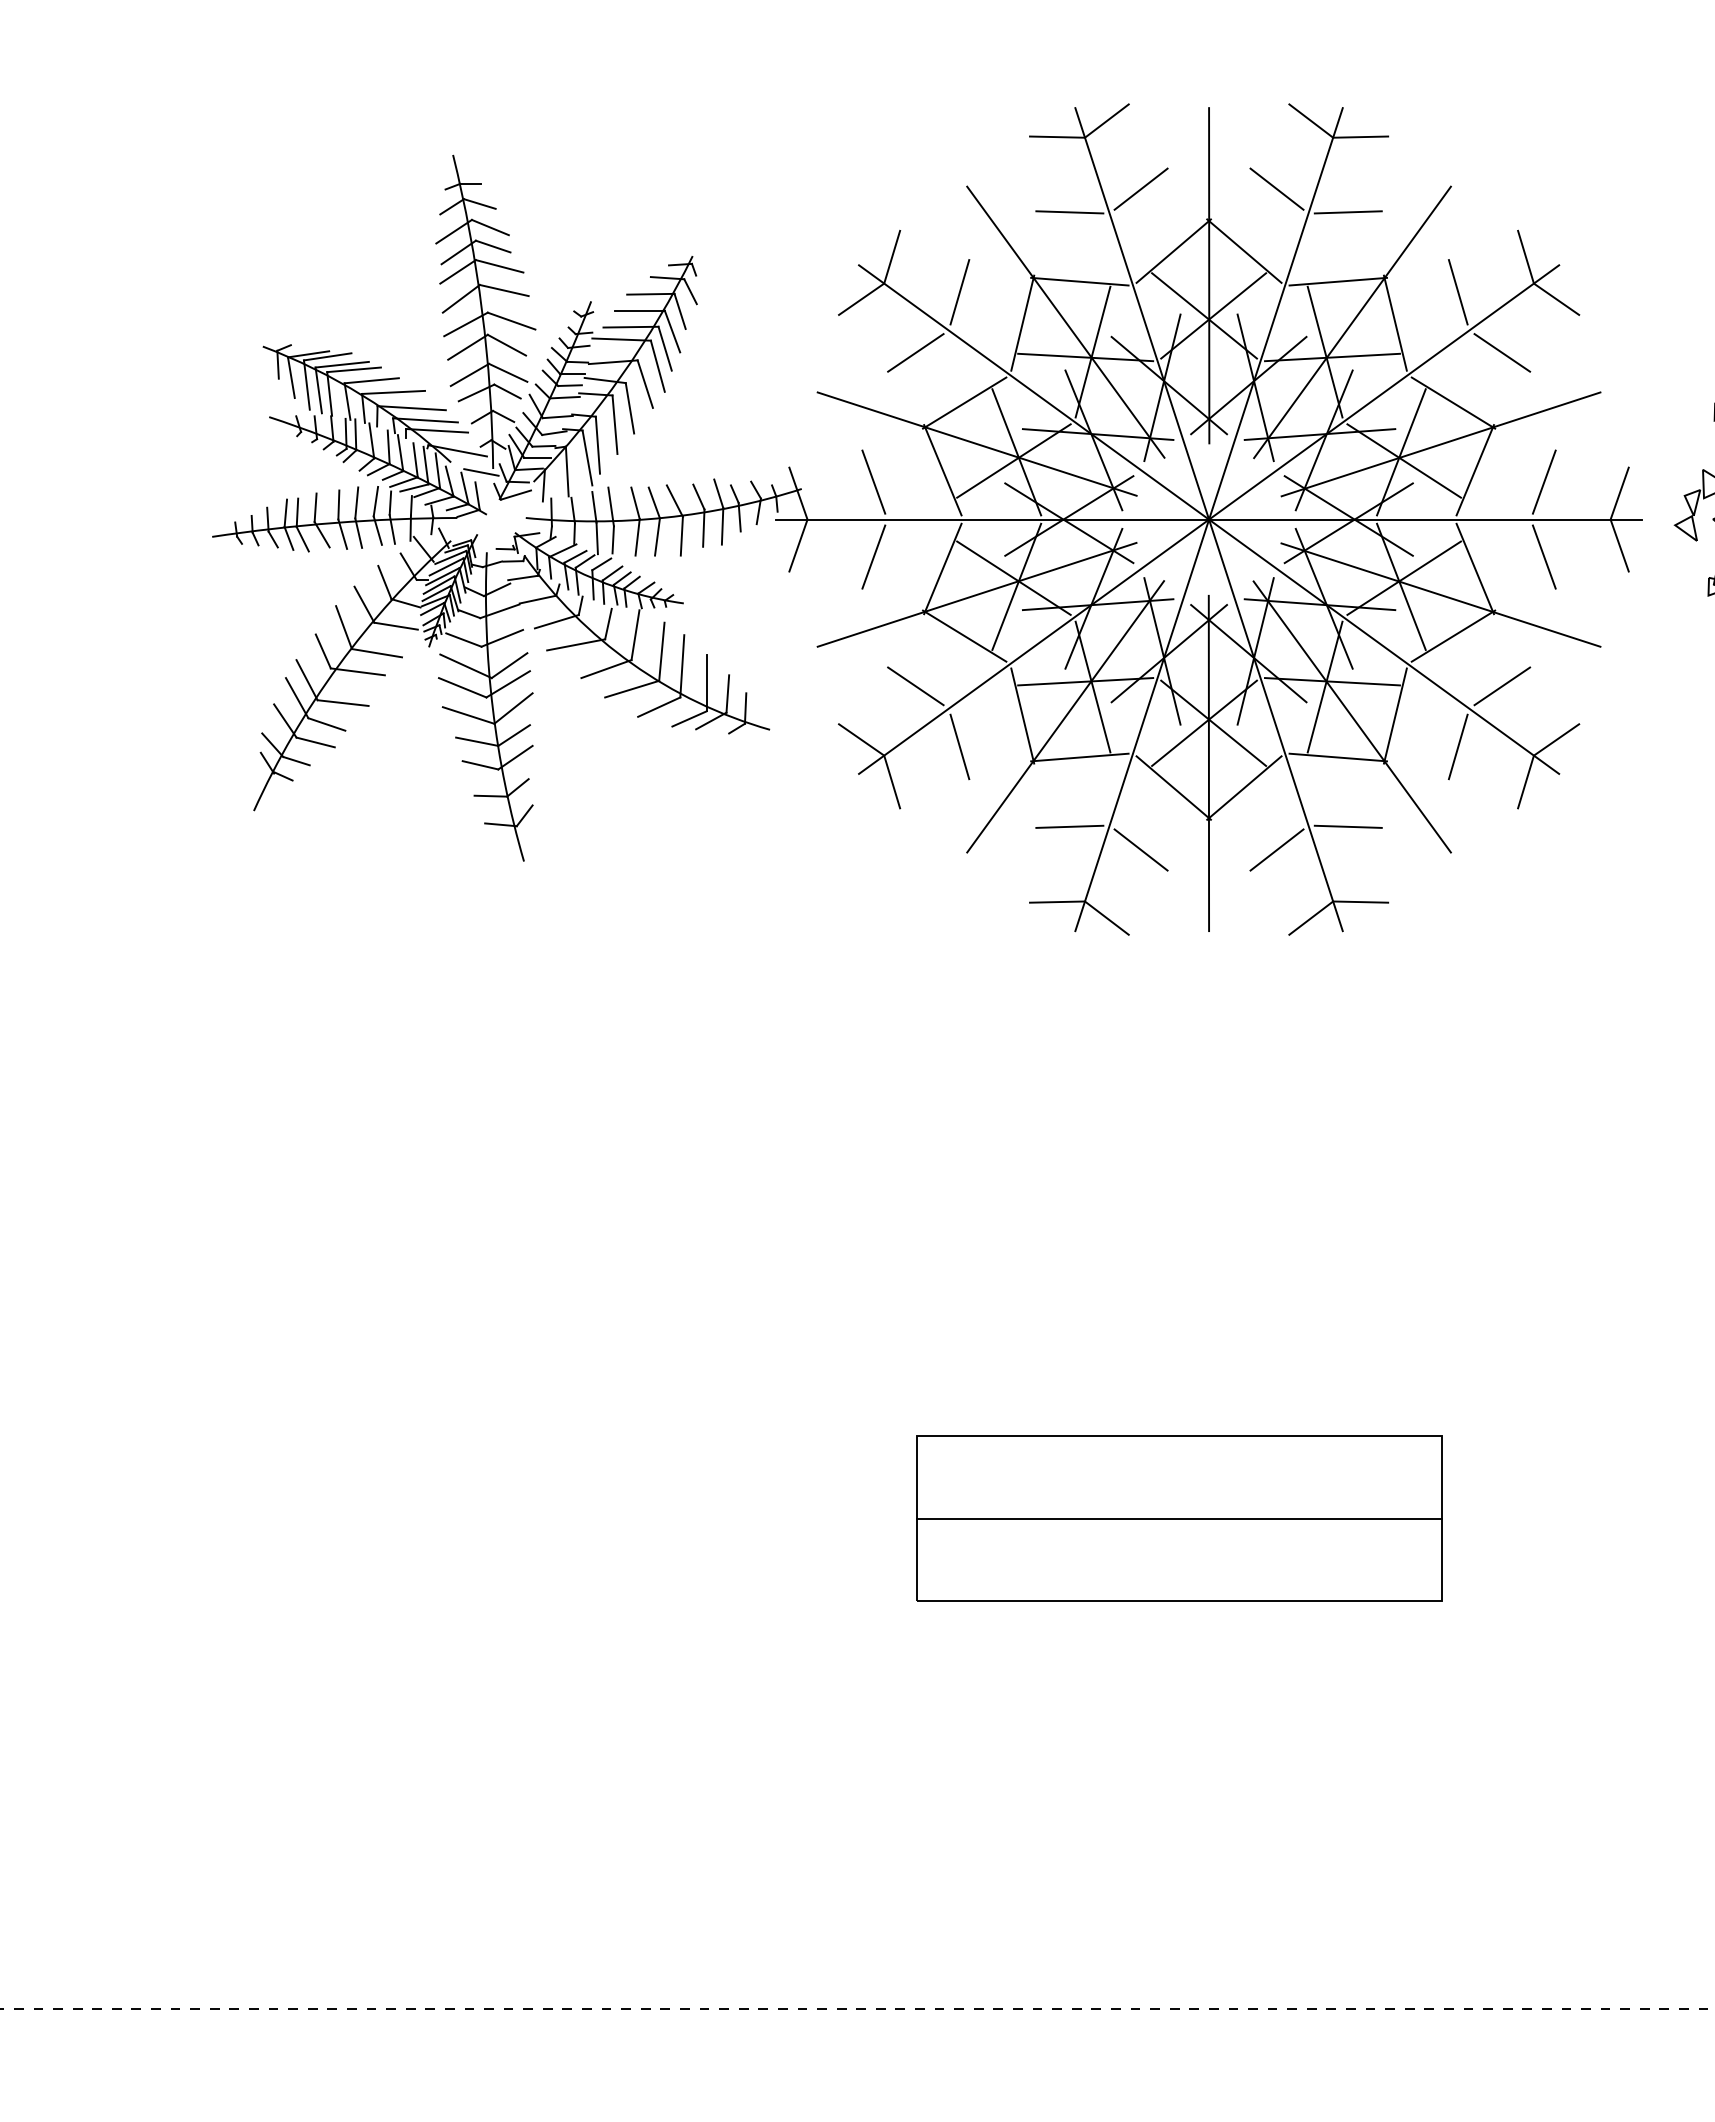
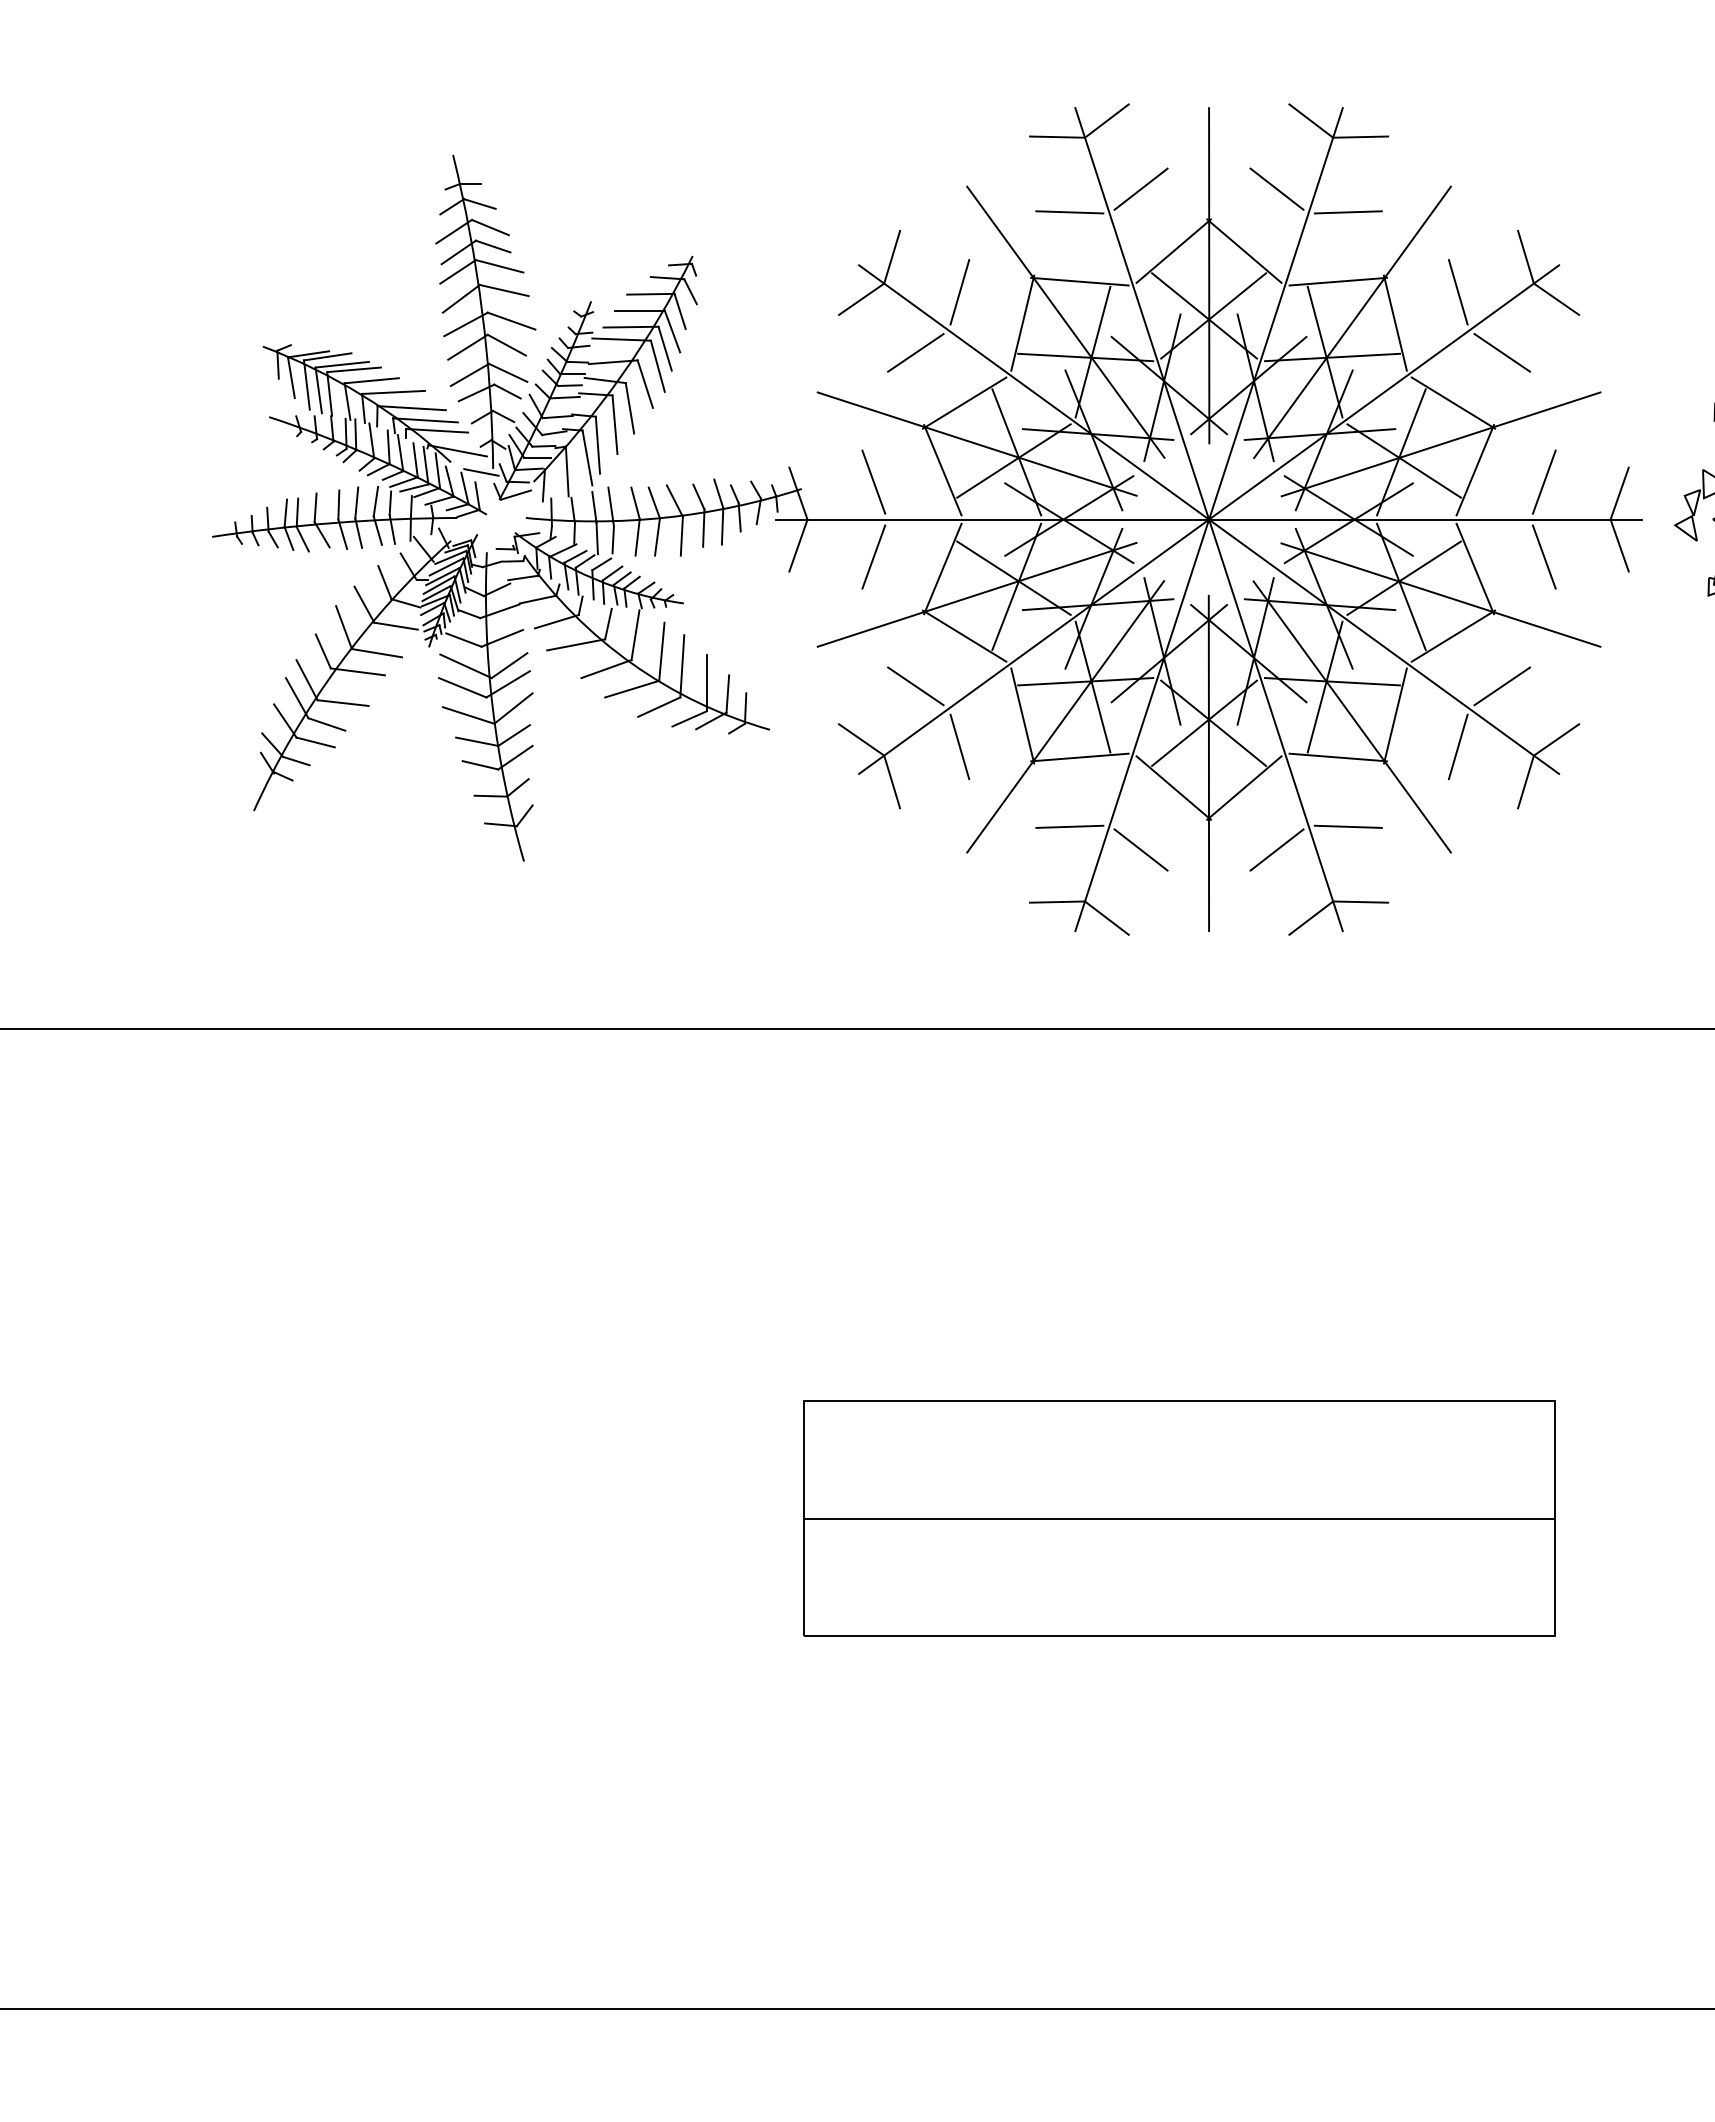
line: none -> present (856, 1029)
part size: 527x167 px -> 753x237 px (1179, 1518)
line: dashed -> solid (858, 2008)
